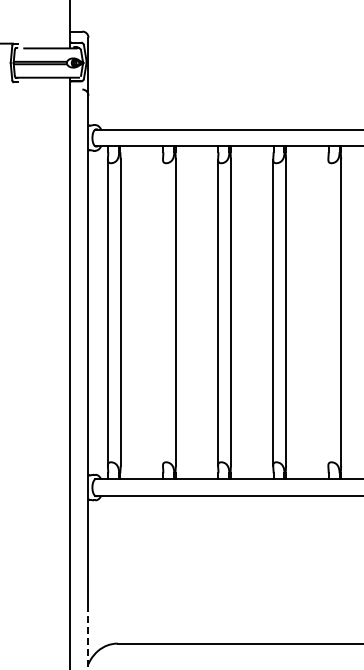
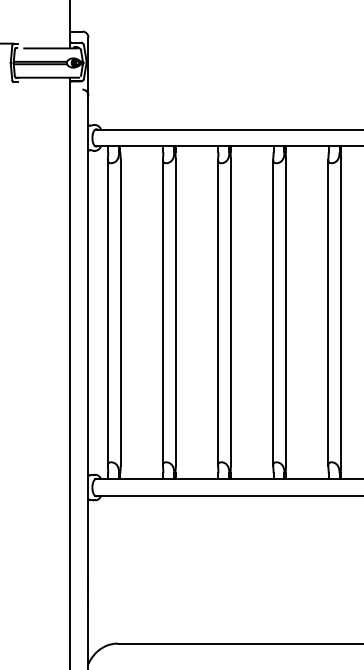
line: none -> present (162, 312)
line: none -> present (328, 312)
line: dashed -> solid (88, 637)
